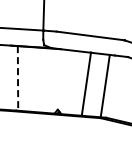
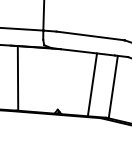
line: dashed -> solid (18, 78)
line position: (86, 83) -> (92, 84) (92, 84)
line position: (104, 85) -> (112, 86) (112, 86)
